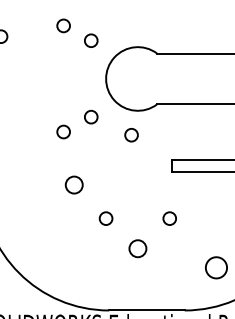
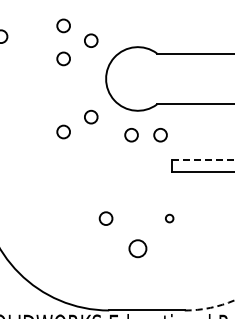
circle: none -> present (63, 58)
circle: none -> present (160, 135)
line: solid -> dashed (203, 159)
circle: present -> none (73, 184)
circle size: 15x15 px -> 10x11 px (169, 218)
circle: present -> none (216, 267)
arc: solid -> dashed (210, 307)
